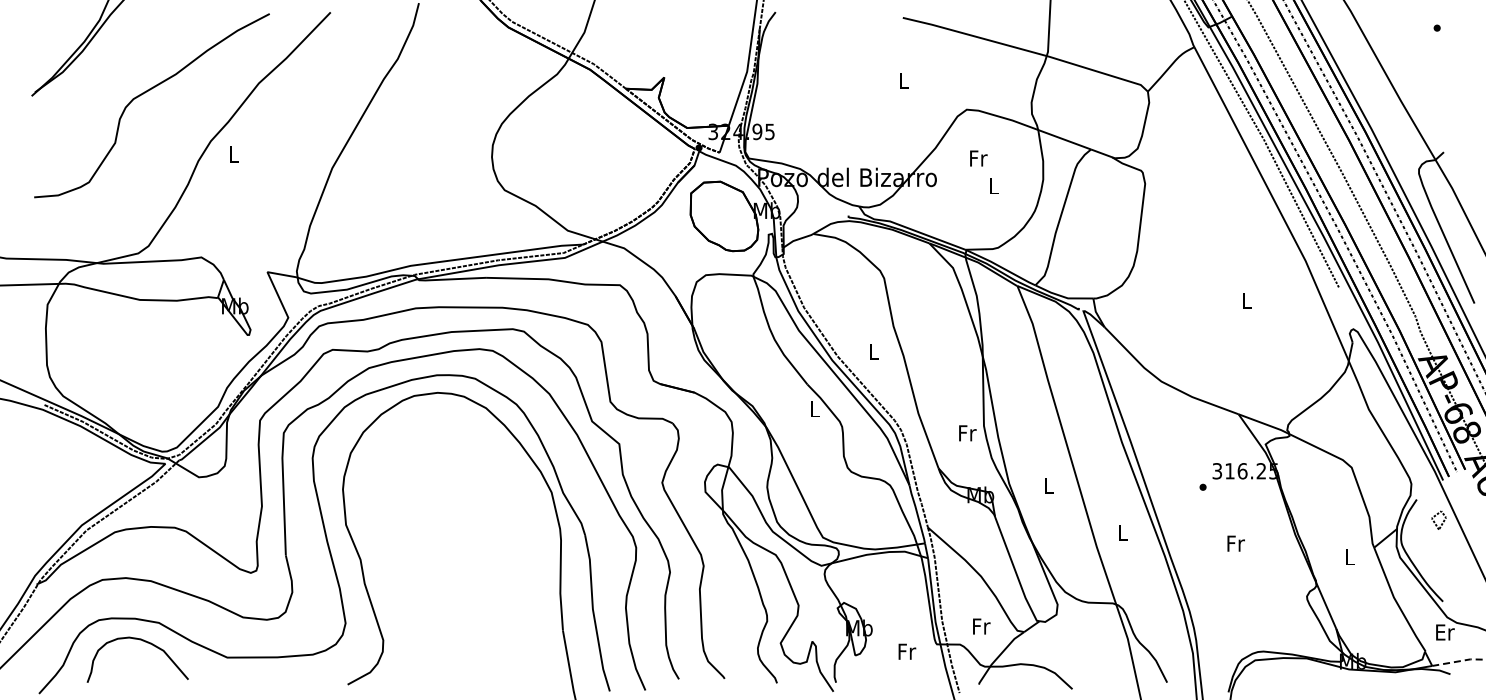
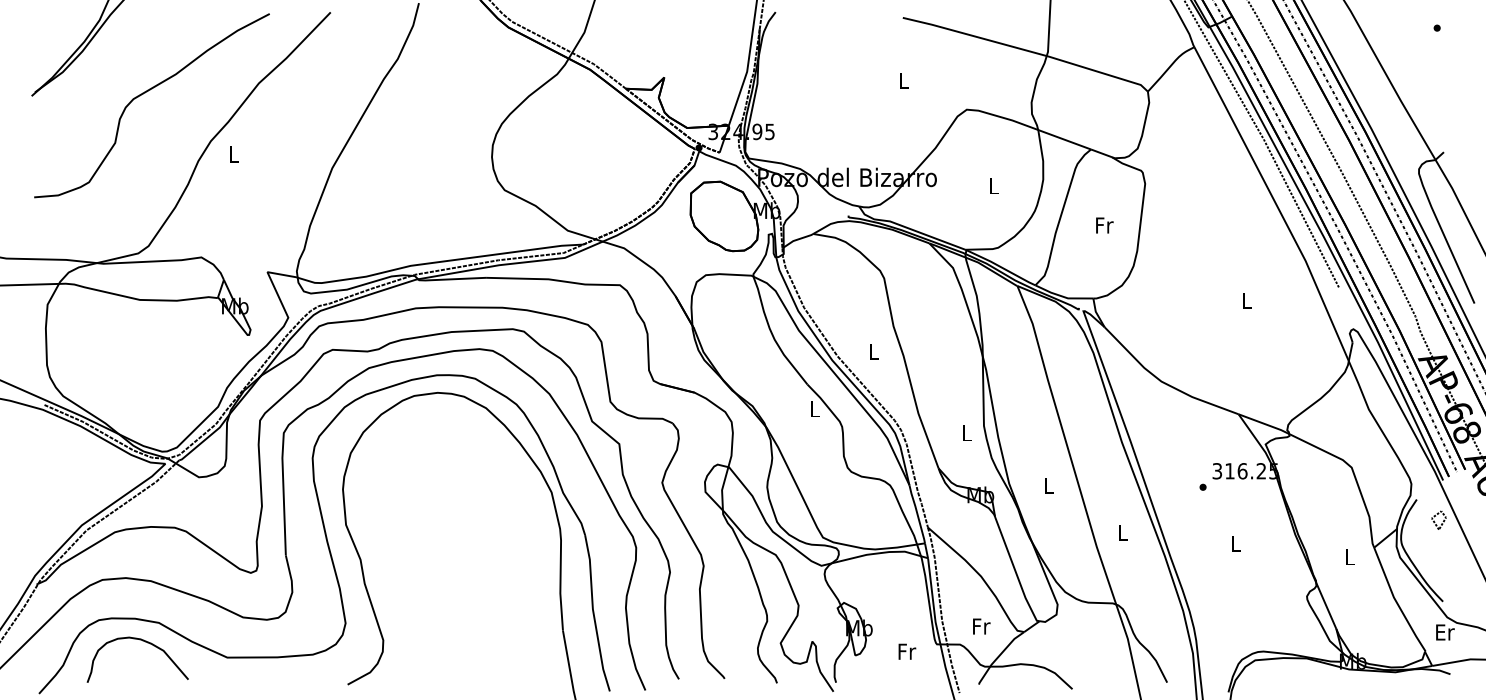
text position: (978, 158) -> (1104, 225) (1104, 225)
text: Fr -> L (967, 433)
text: Fr -> L (1235, 543)
line: dashed -> solid (1459, 661)
